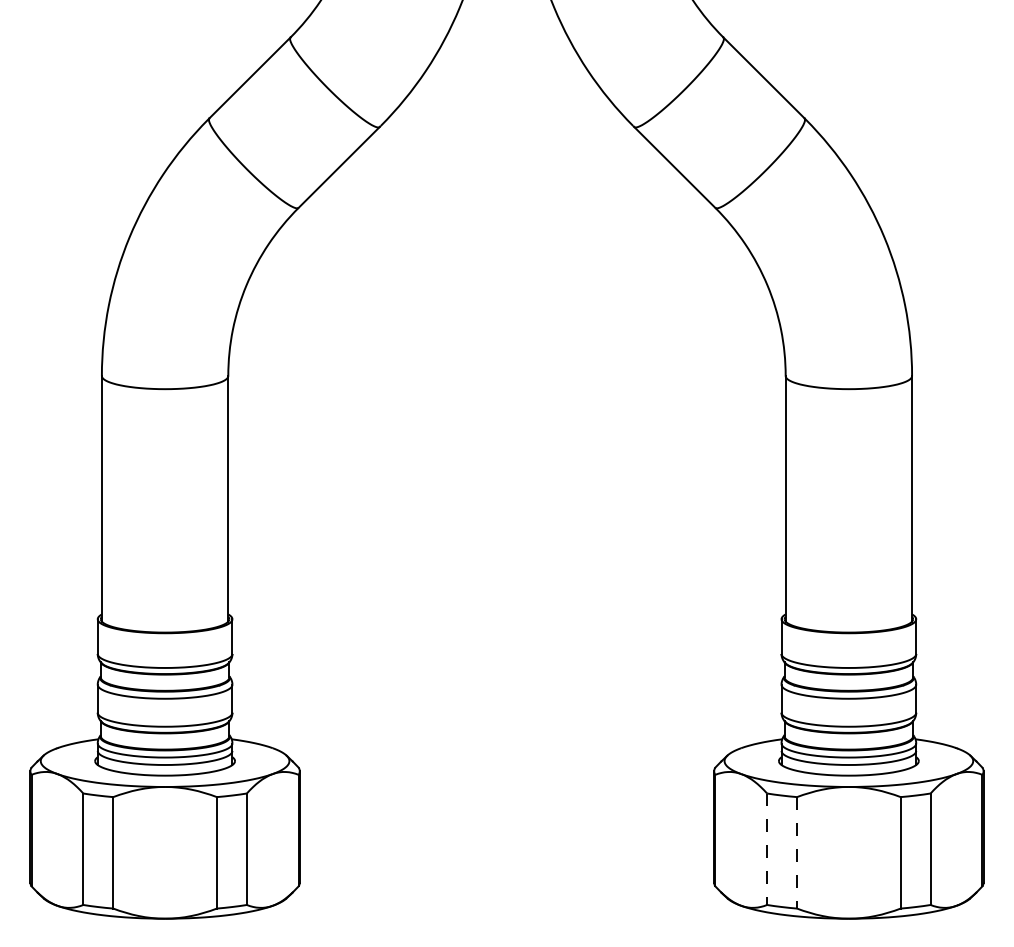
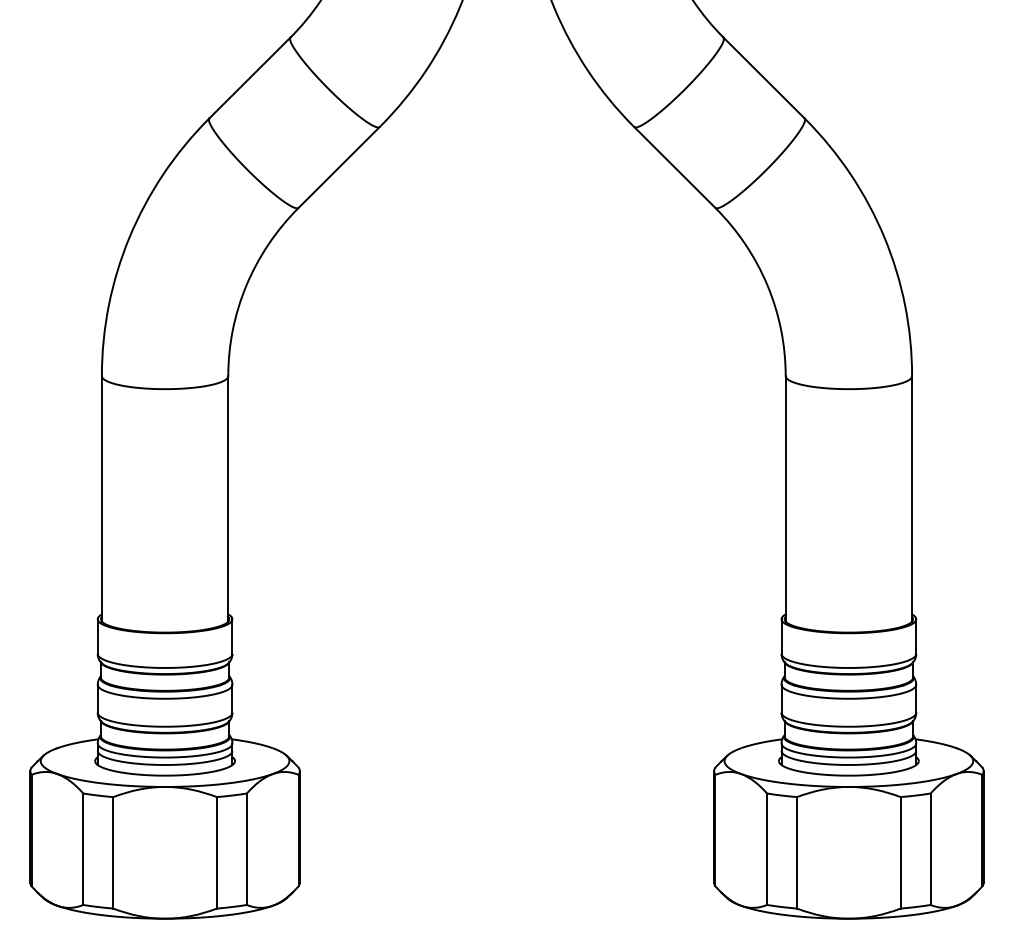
line: dashed -> solid (767, 849)
line: dashed -> solid (797, 852)
